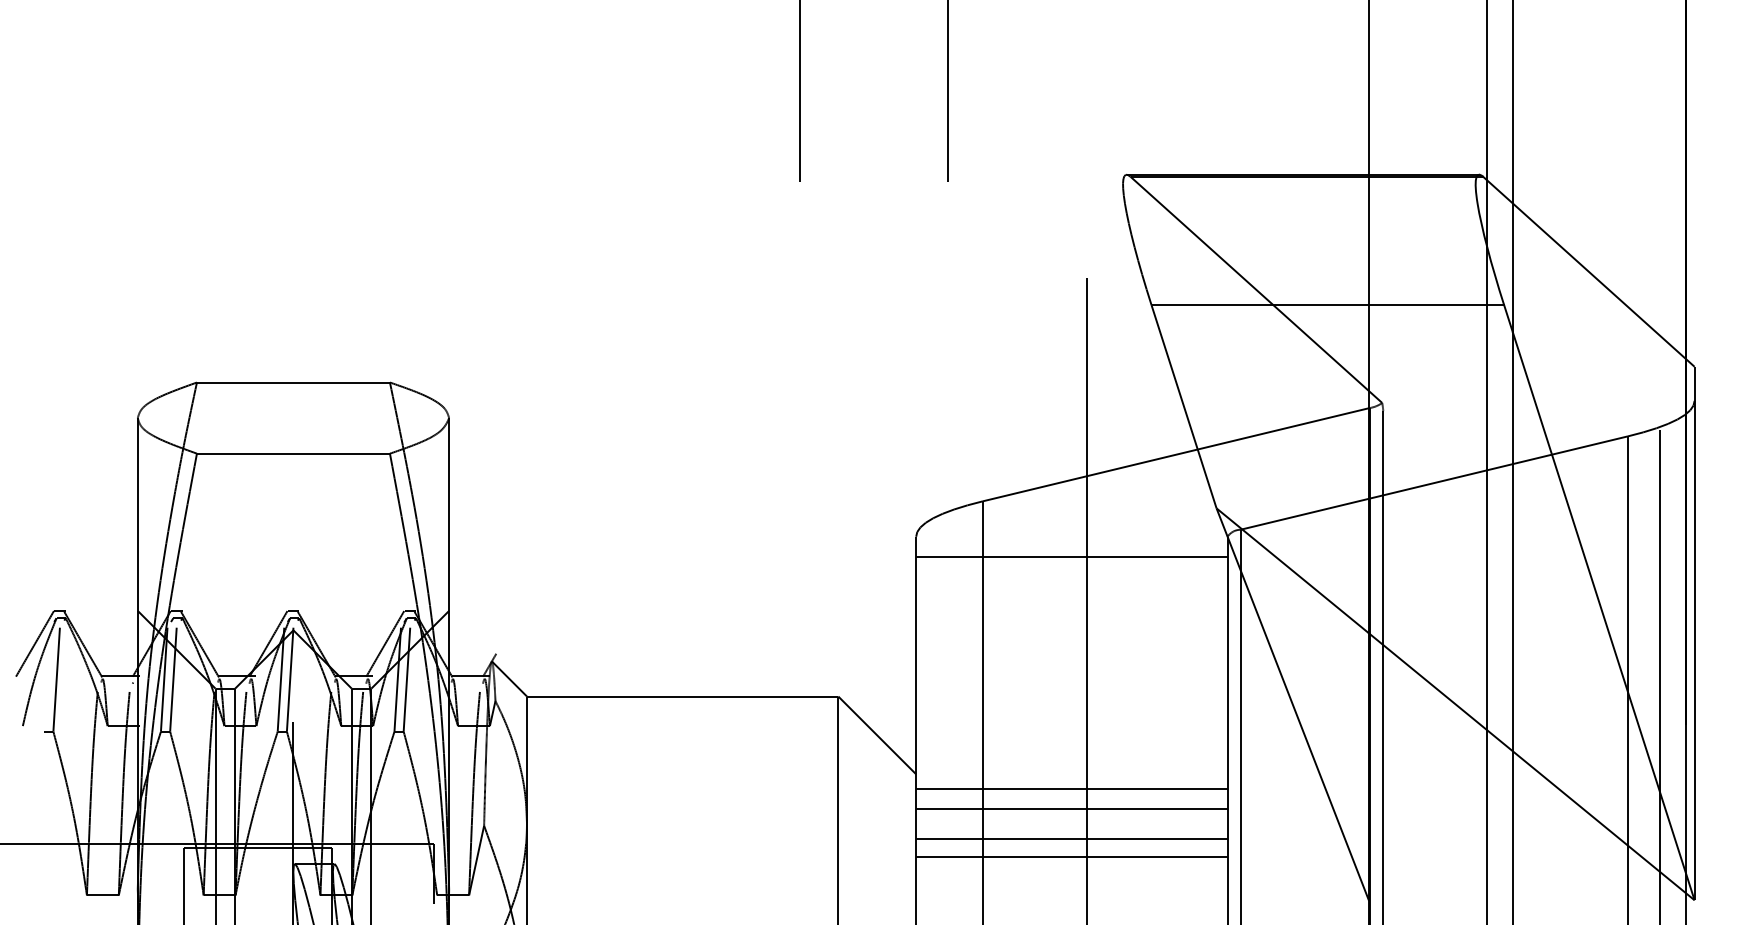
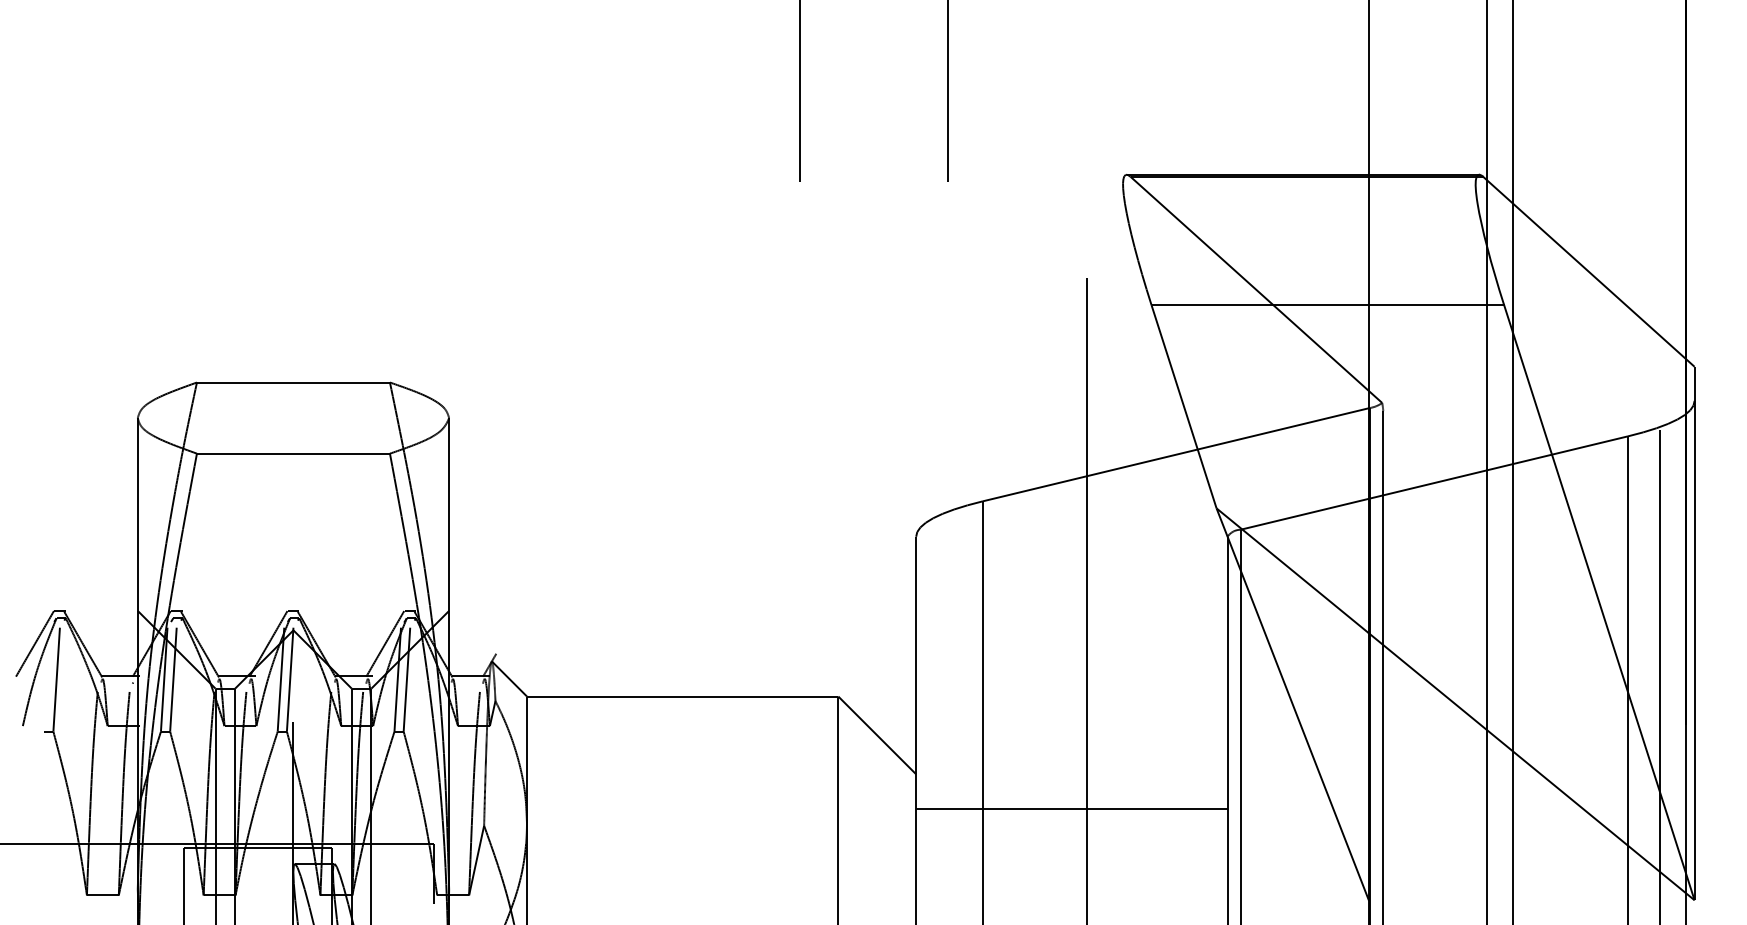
line: present -> none (1071, 556)
line: present -> none (1071, 789)
line: present -> none (1071, 839)
line: present -> none (1071, 857)
